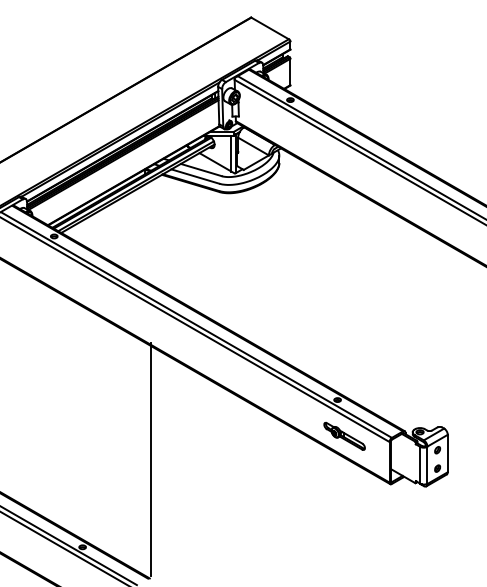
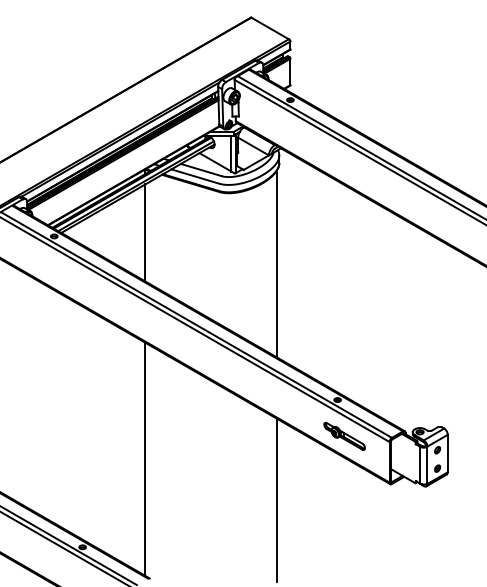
line: none -> present (145, 232)
line: none -> present (276, 263)
line position: (151, 458) -> (145, 458) (145, 458)
line: none -> present (276, 500)
